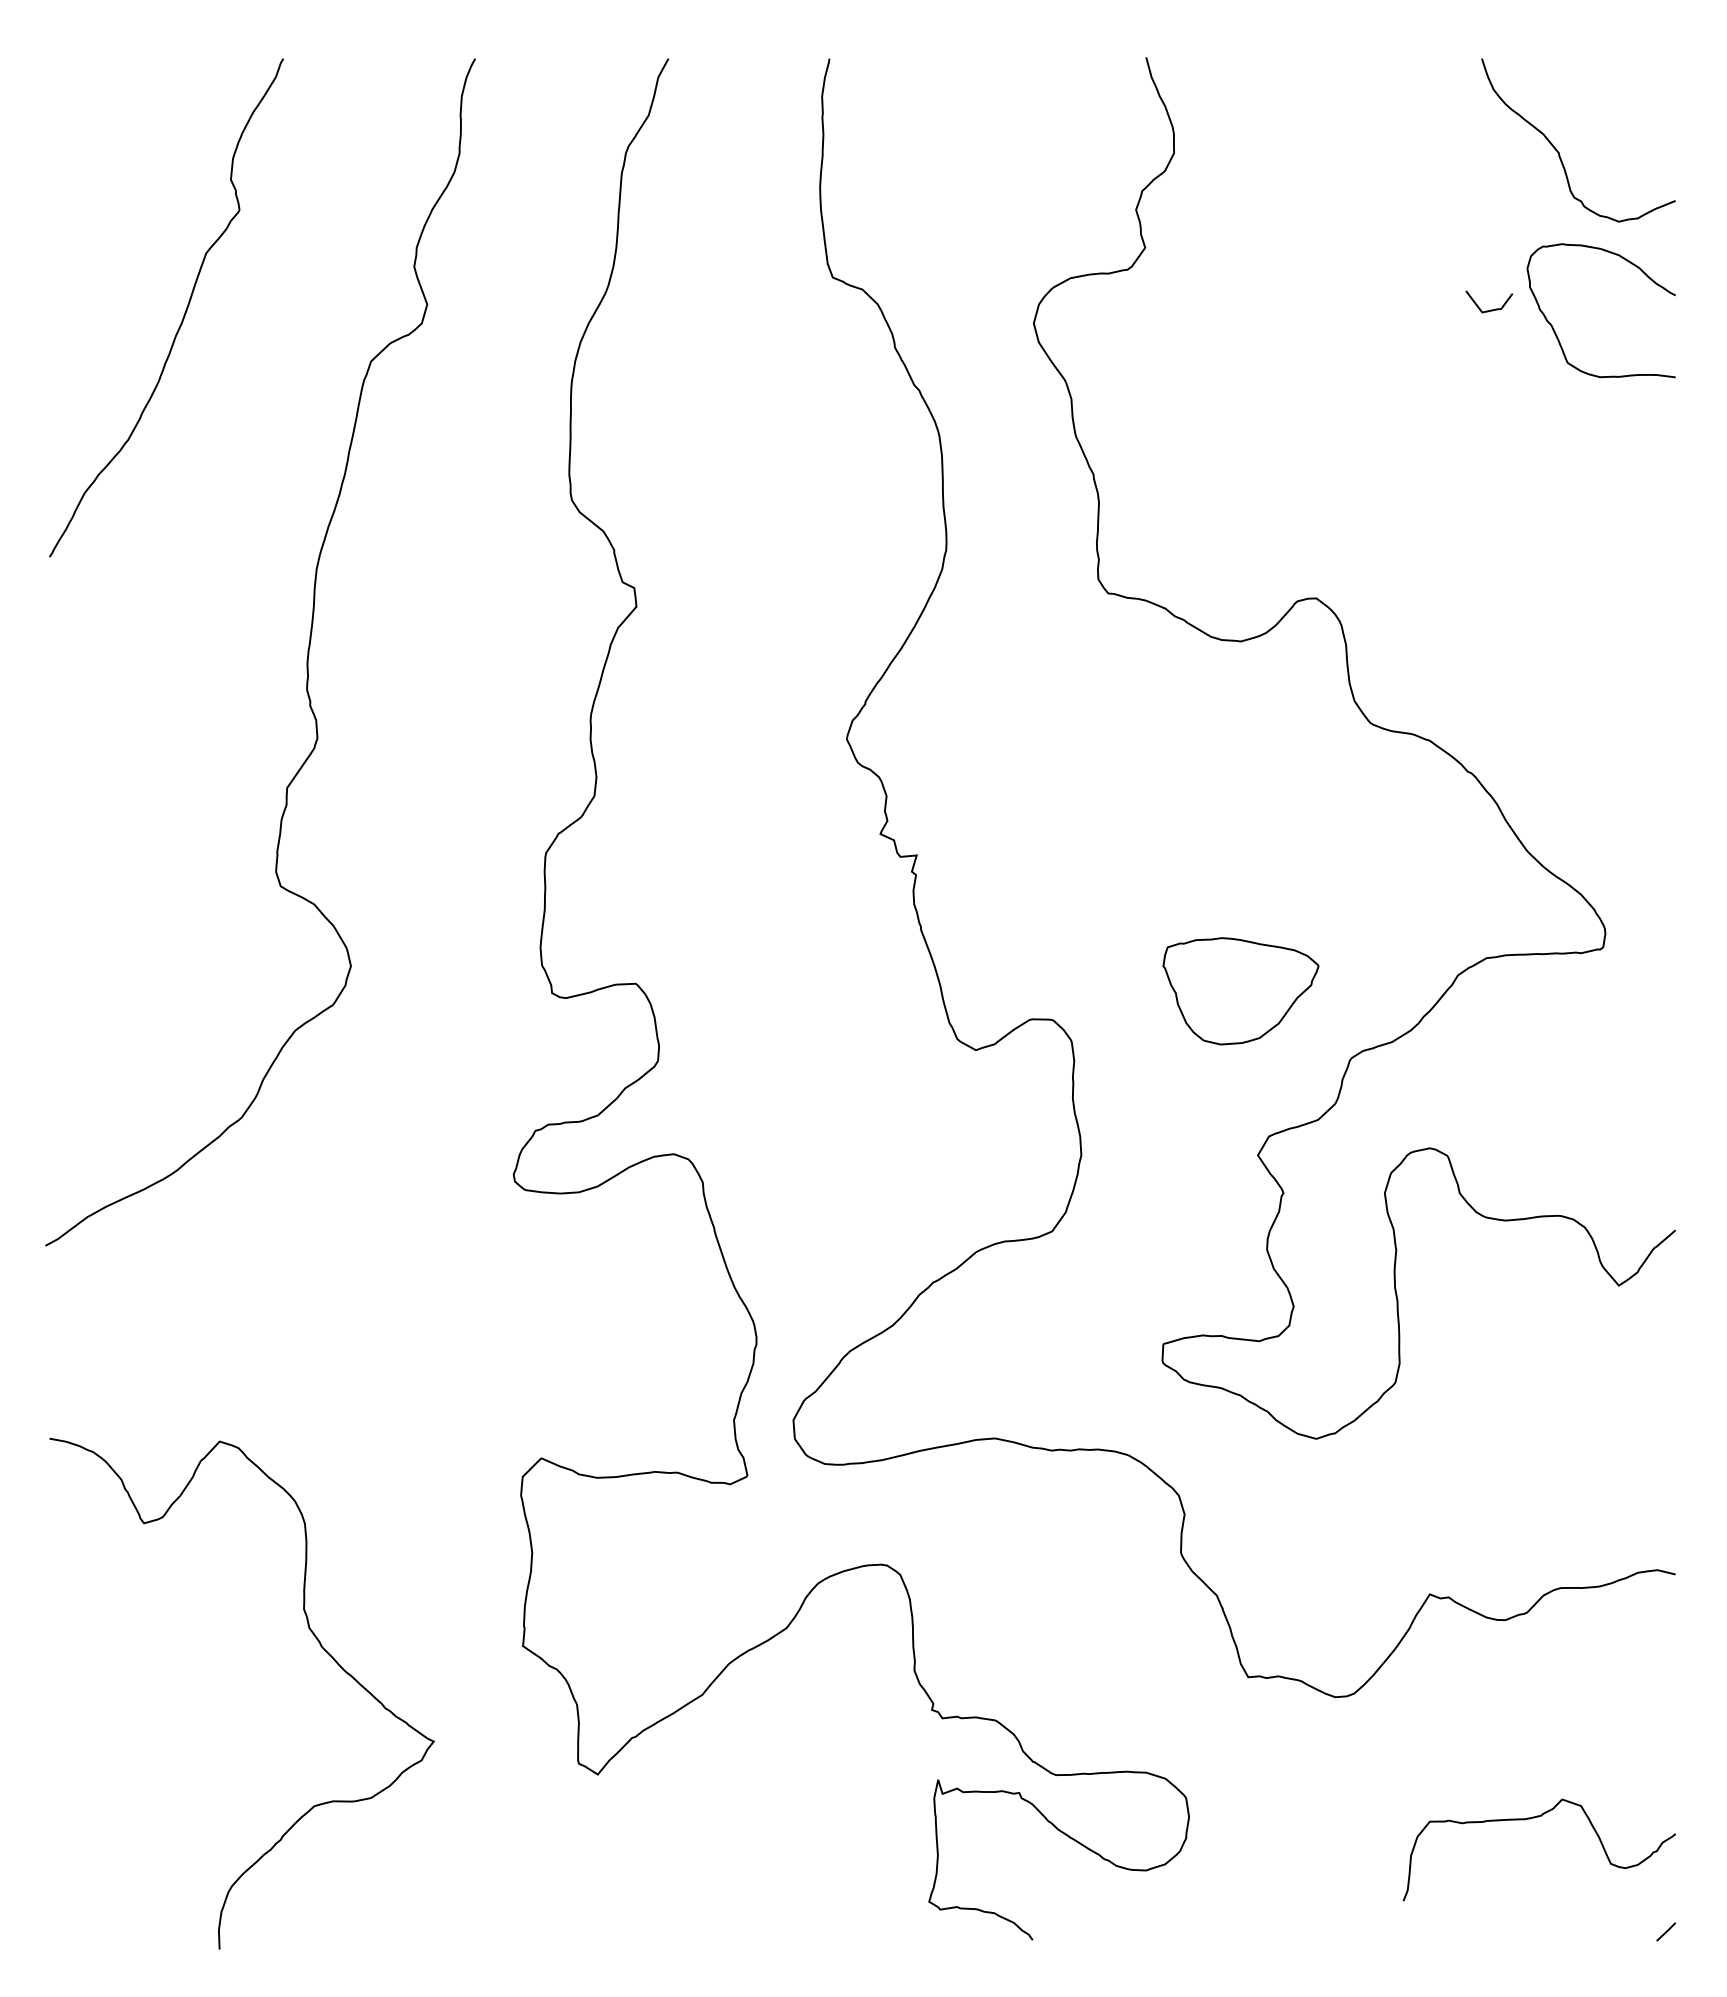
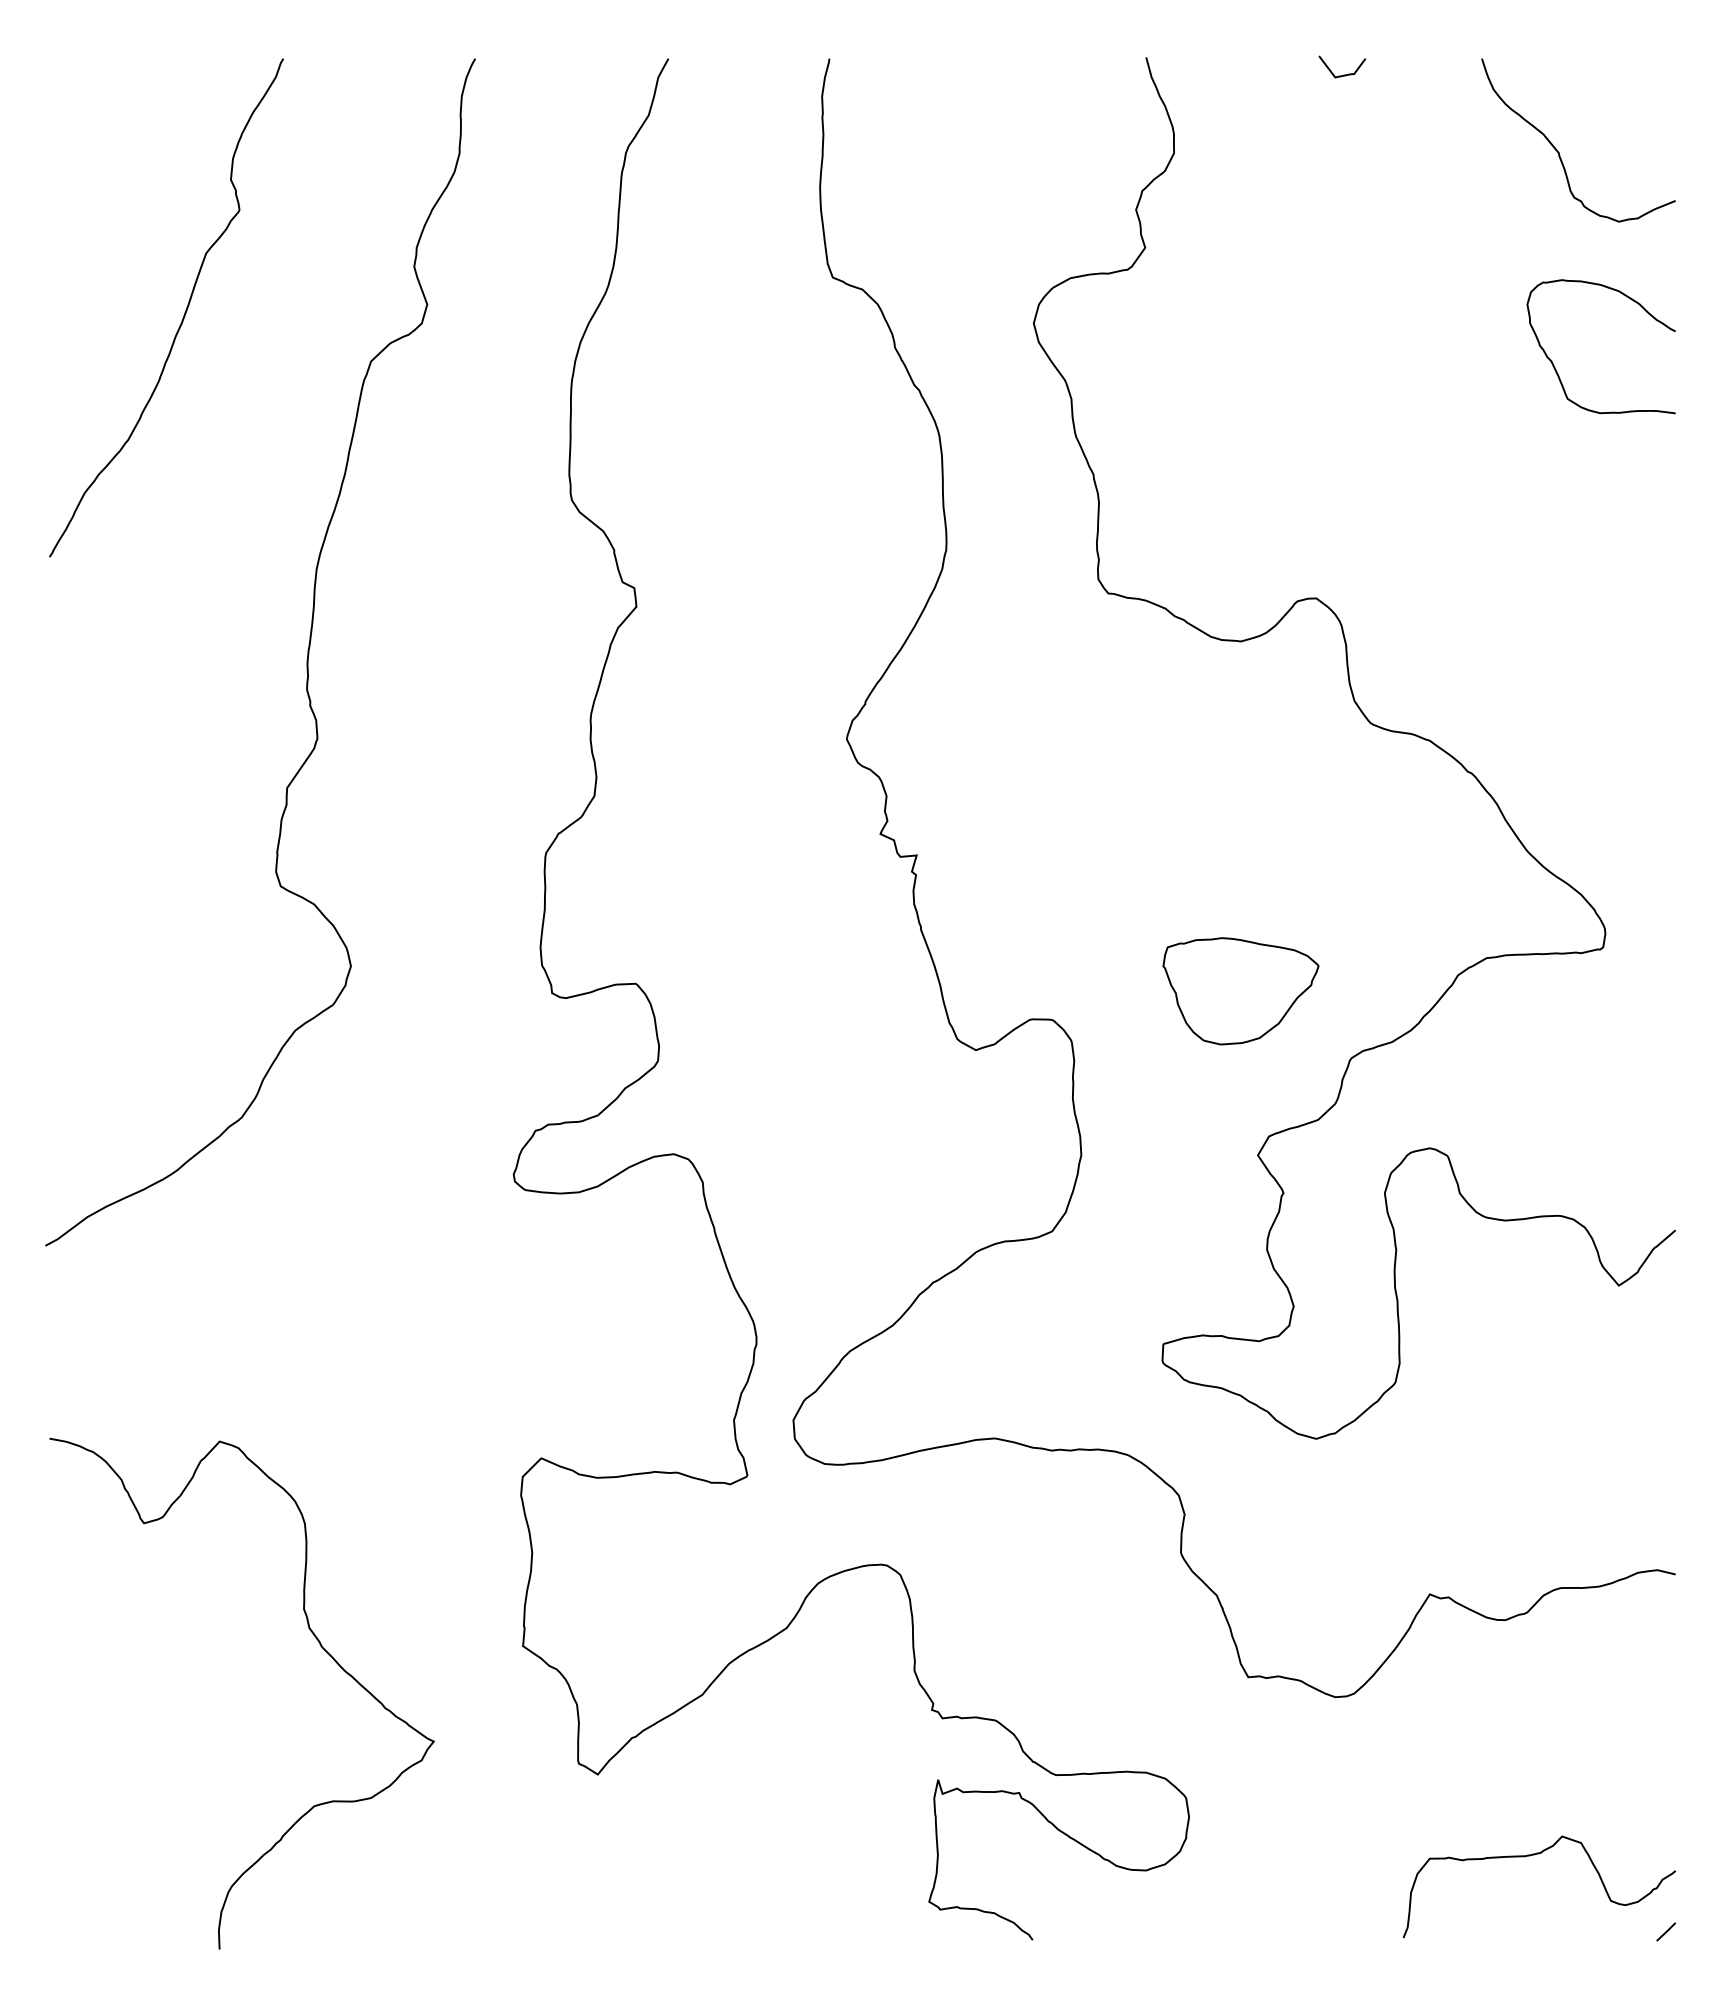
curve position: (1490, 309) -> (1343, 74) (1343, 74)
curve position: (1556, 333) -> (1556, 369) (1556, 369)
curve position: (1530, 1819) -> (1530, 1856) (1530, 1856)
